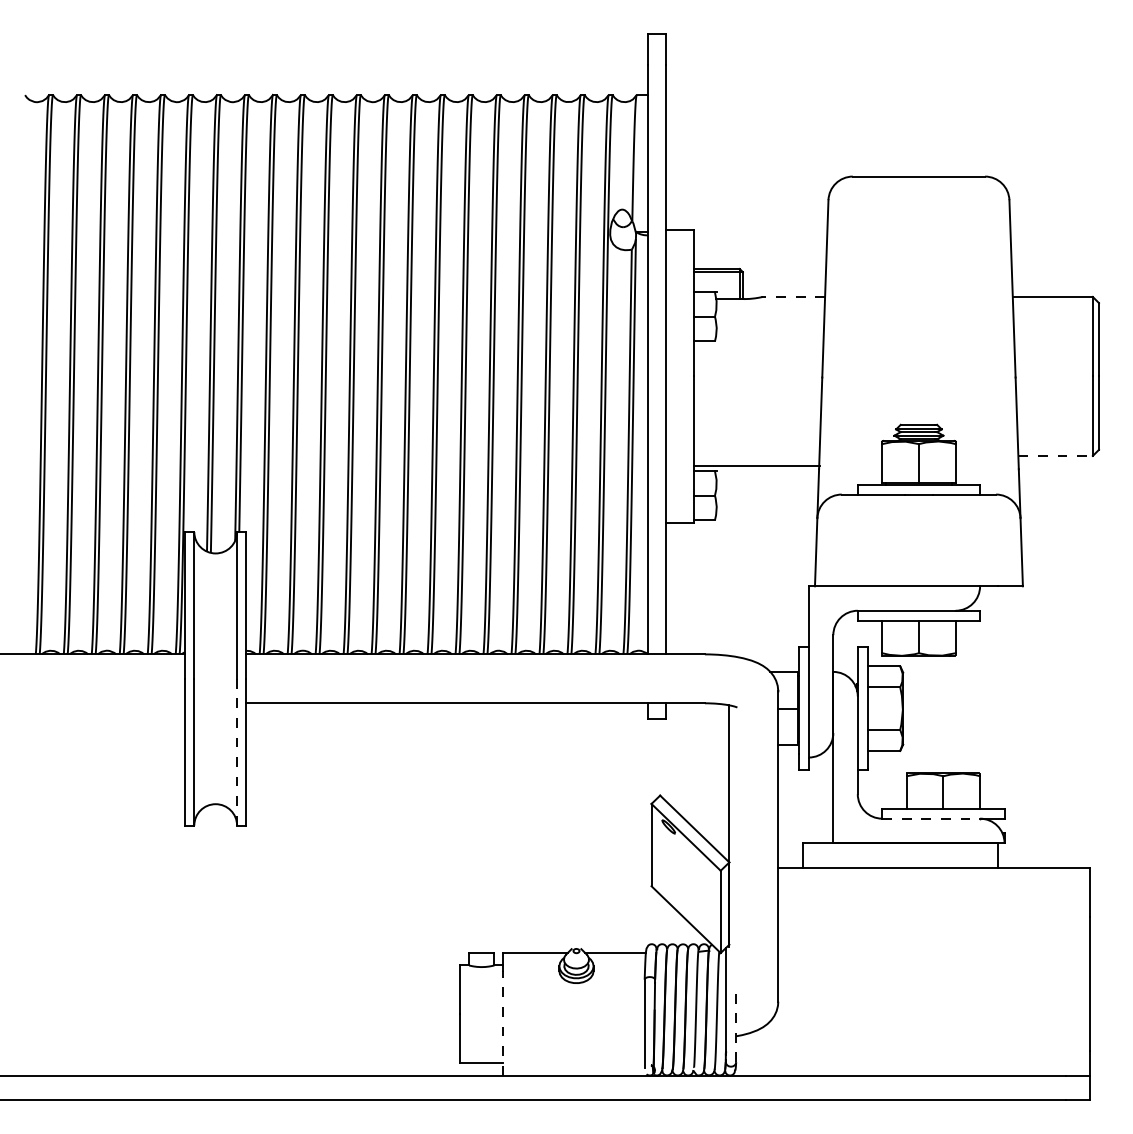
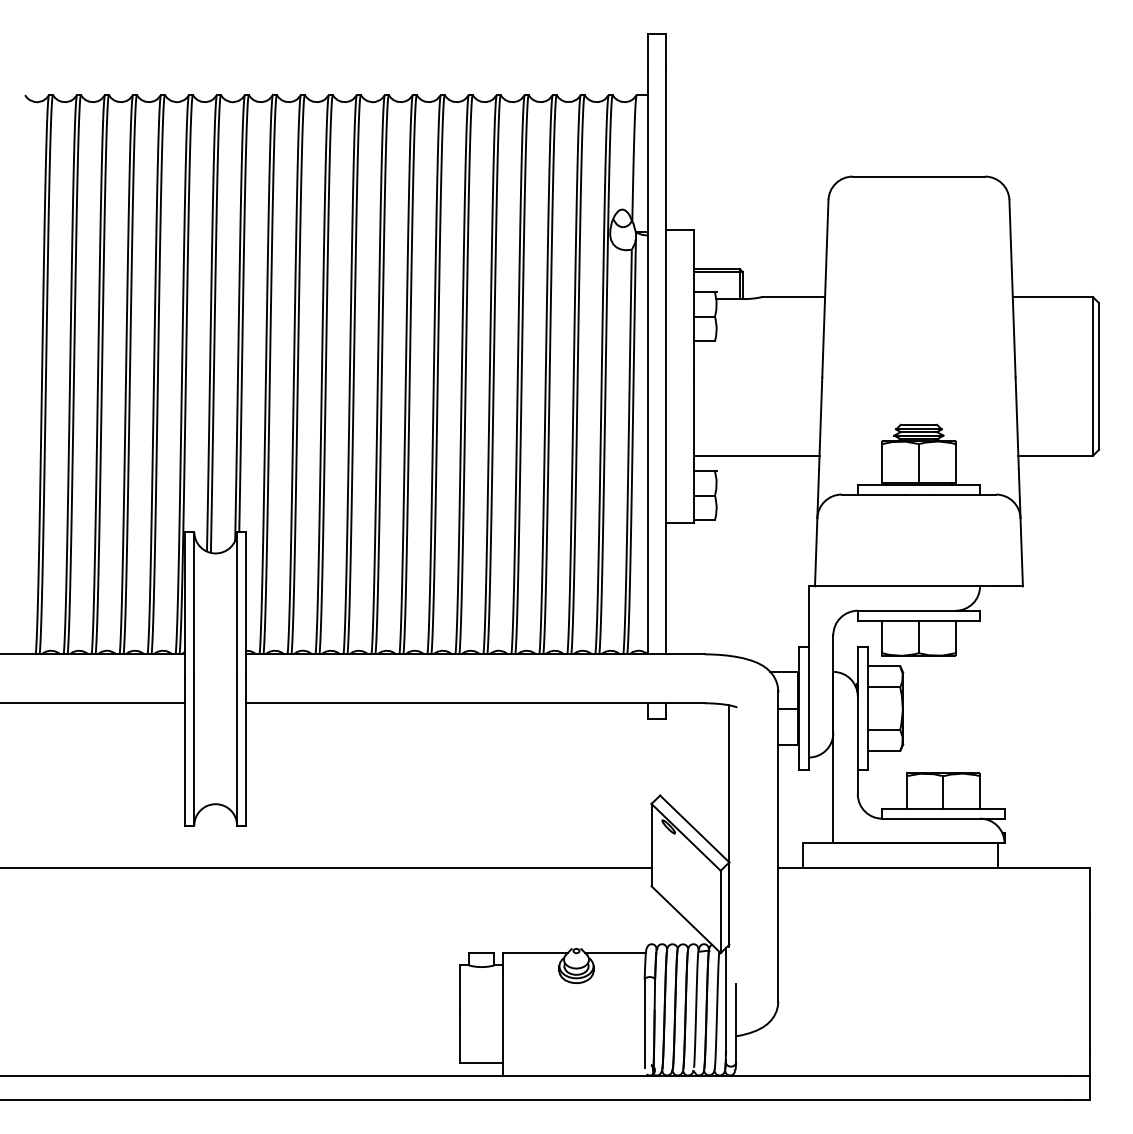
line: dashed -> solid (793, 296)
line: dashed -> solid (1056, 455)
line position: (756, 465) -> (756, 455) (756, 455)
line: none -> present (93, 703)
line: dashed -> solid (237, 751)
line: dashed -> solid (931, 818)
line: none -> present (326, 867)
line: dashed -> solid (503, 1022)
line: dashed -> solid (736, 1023)
